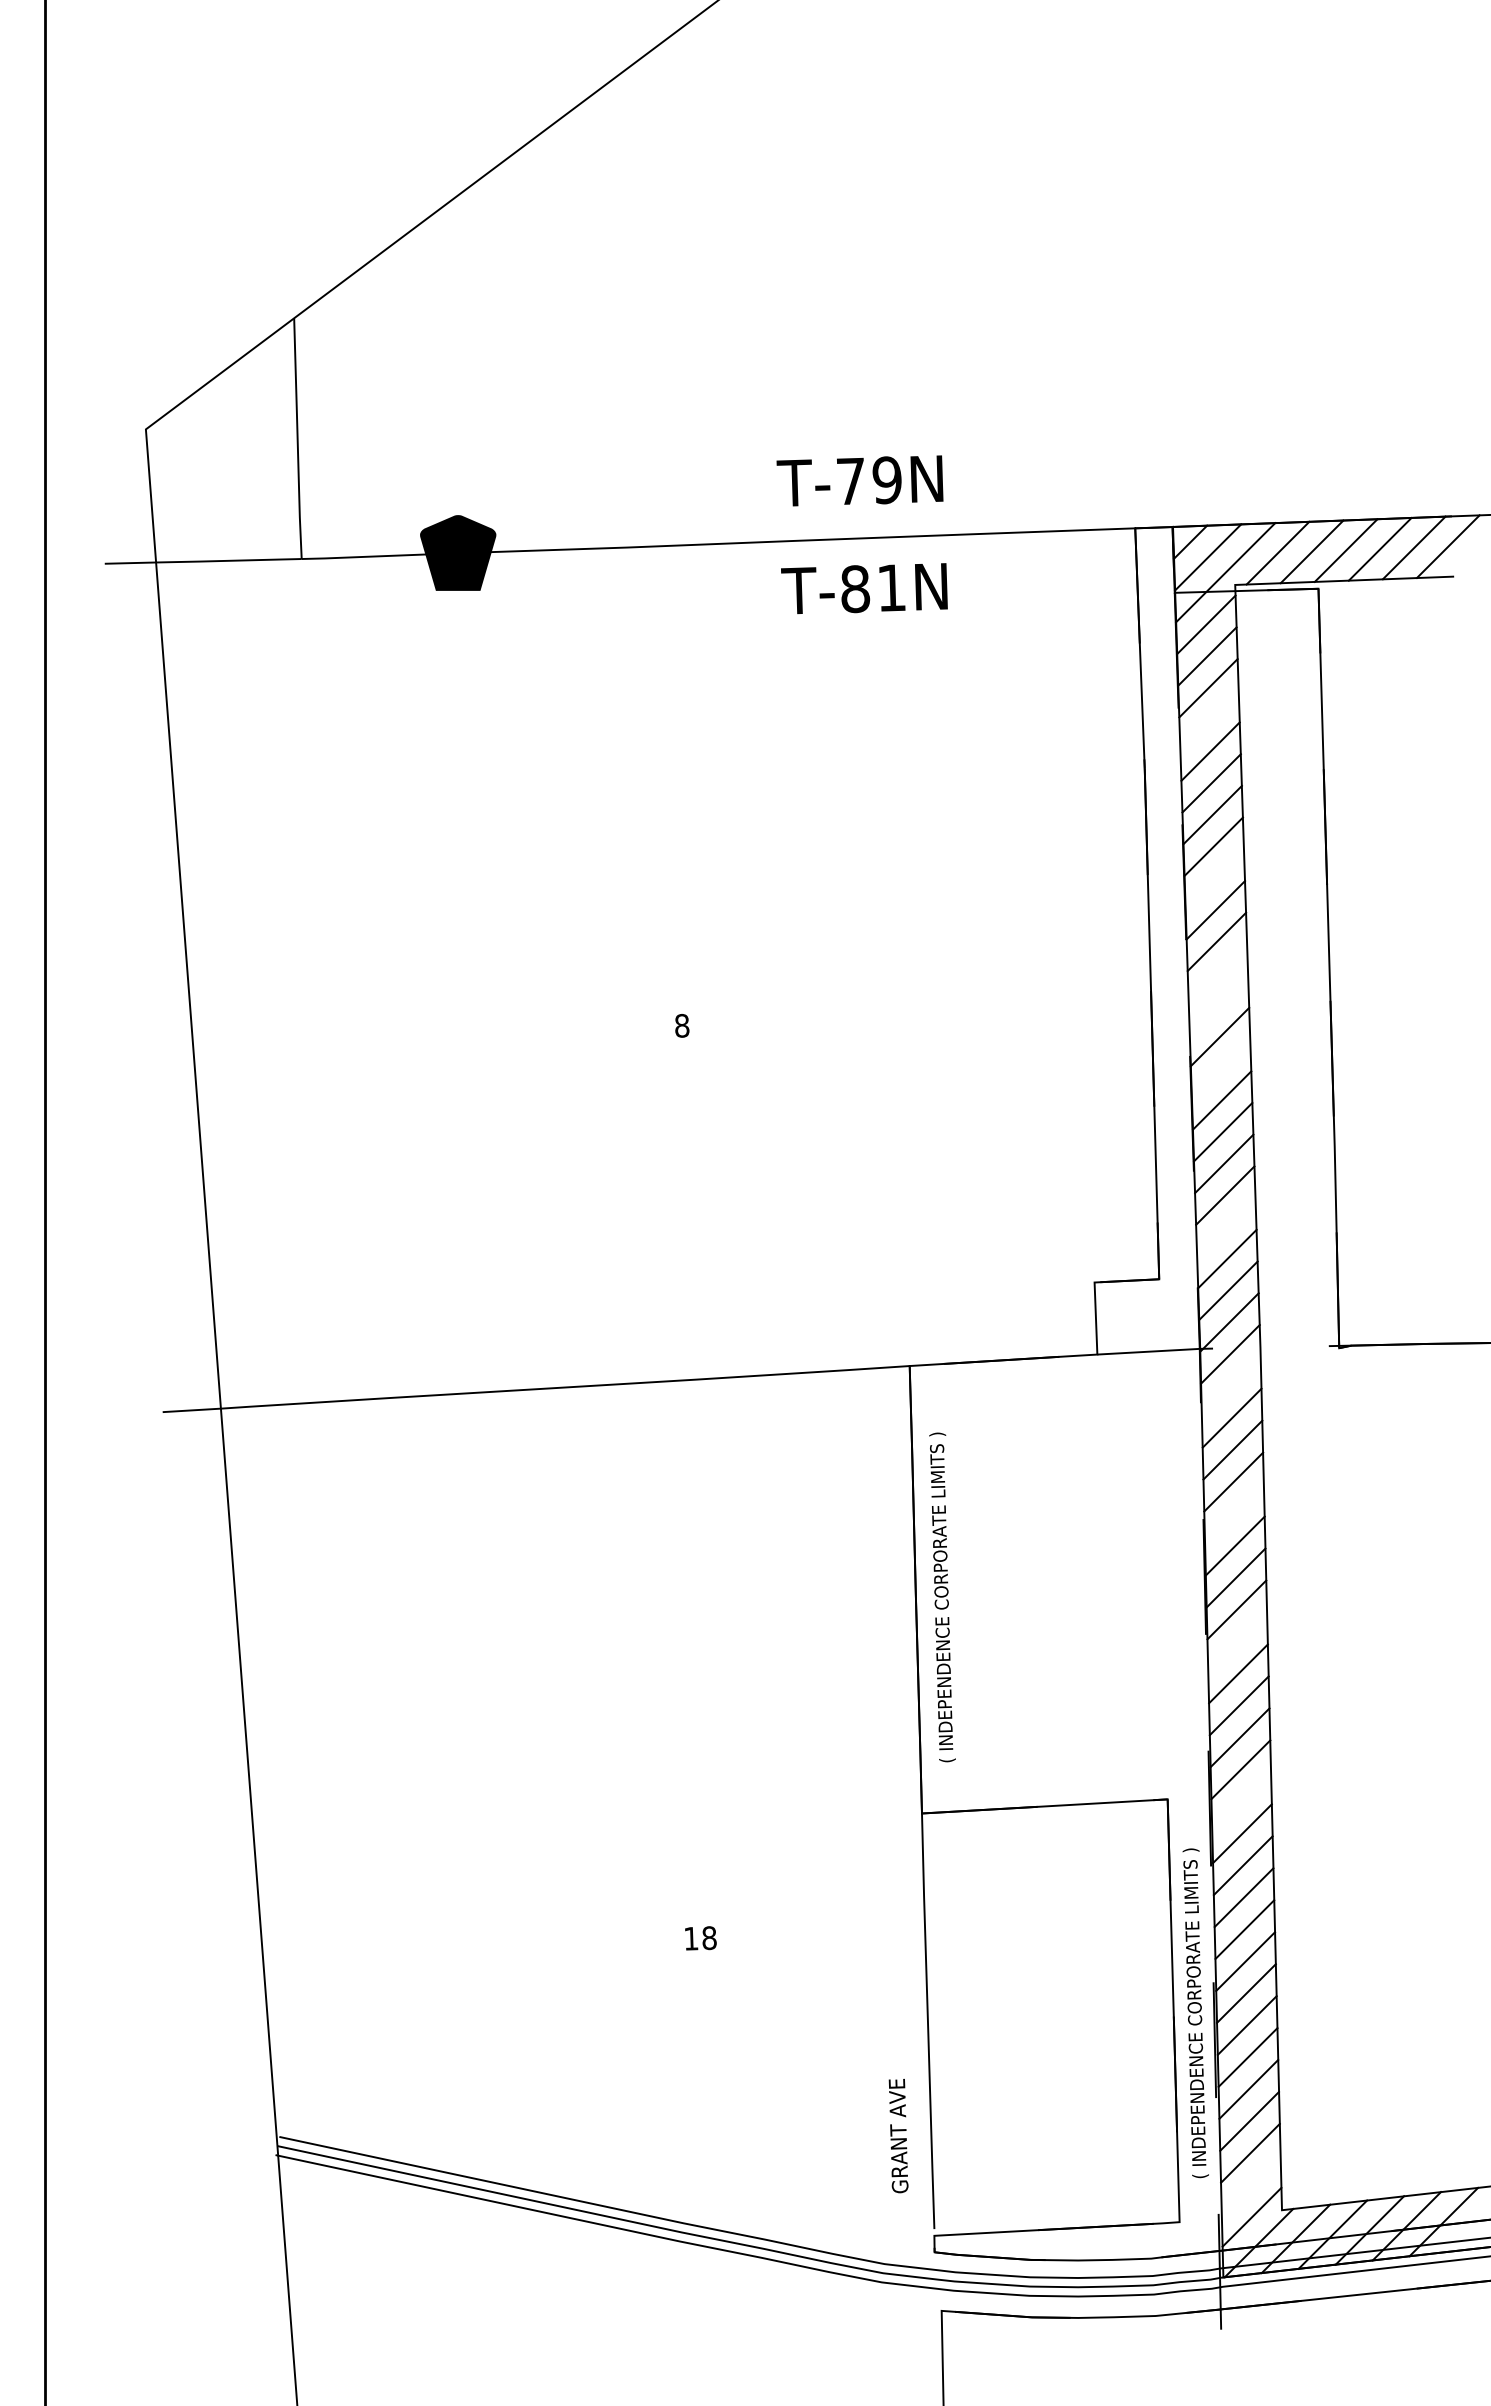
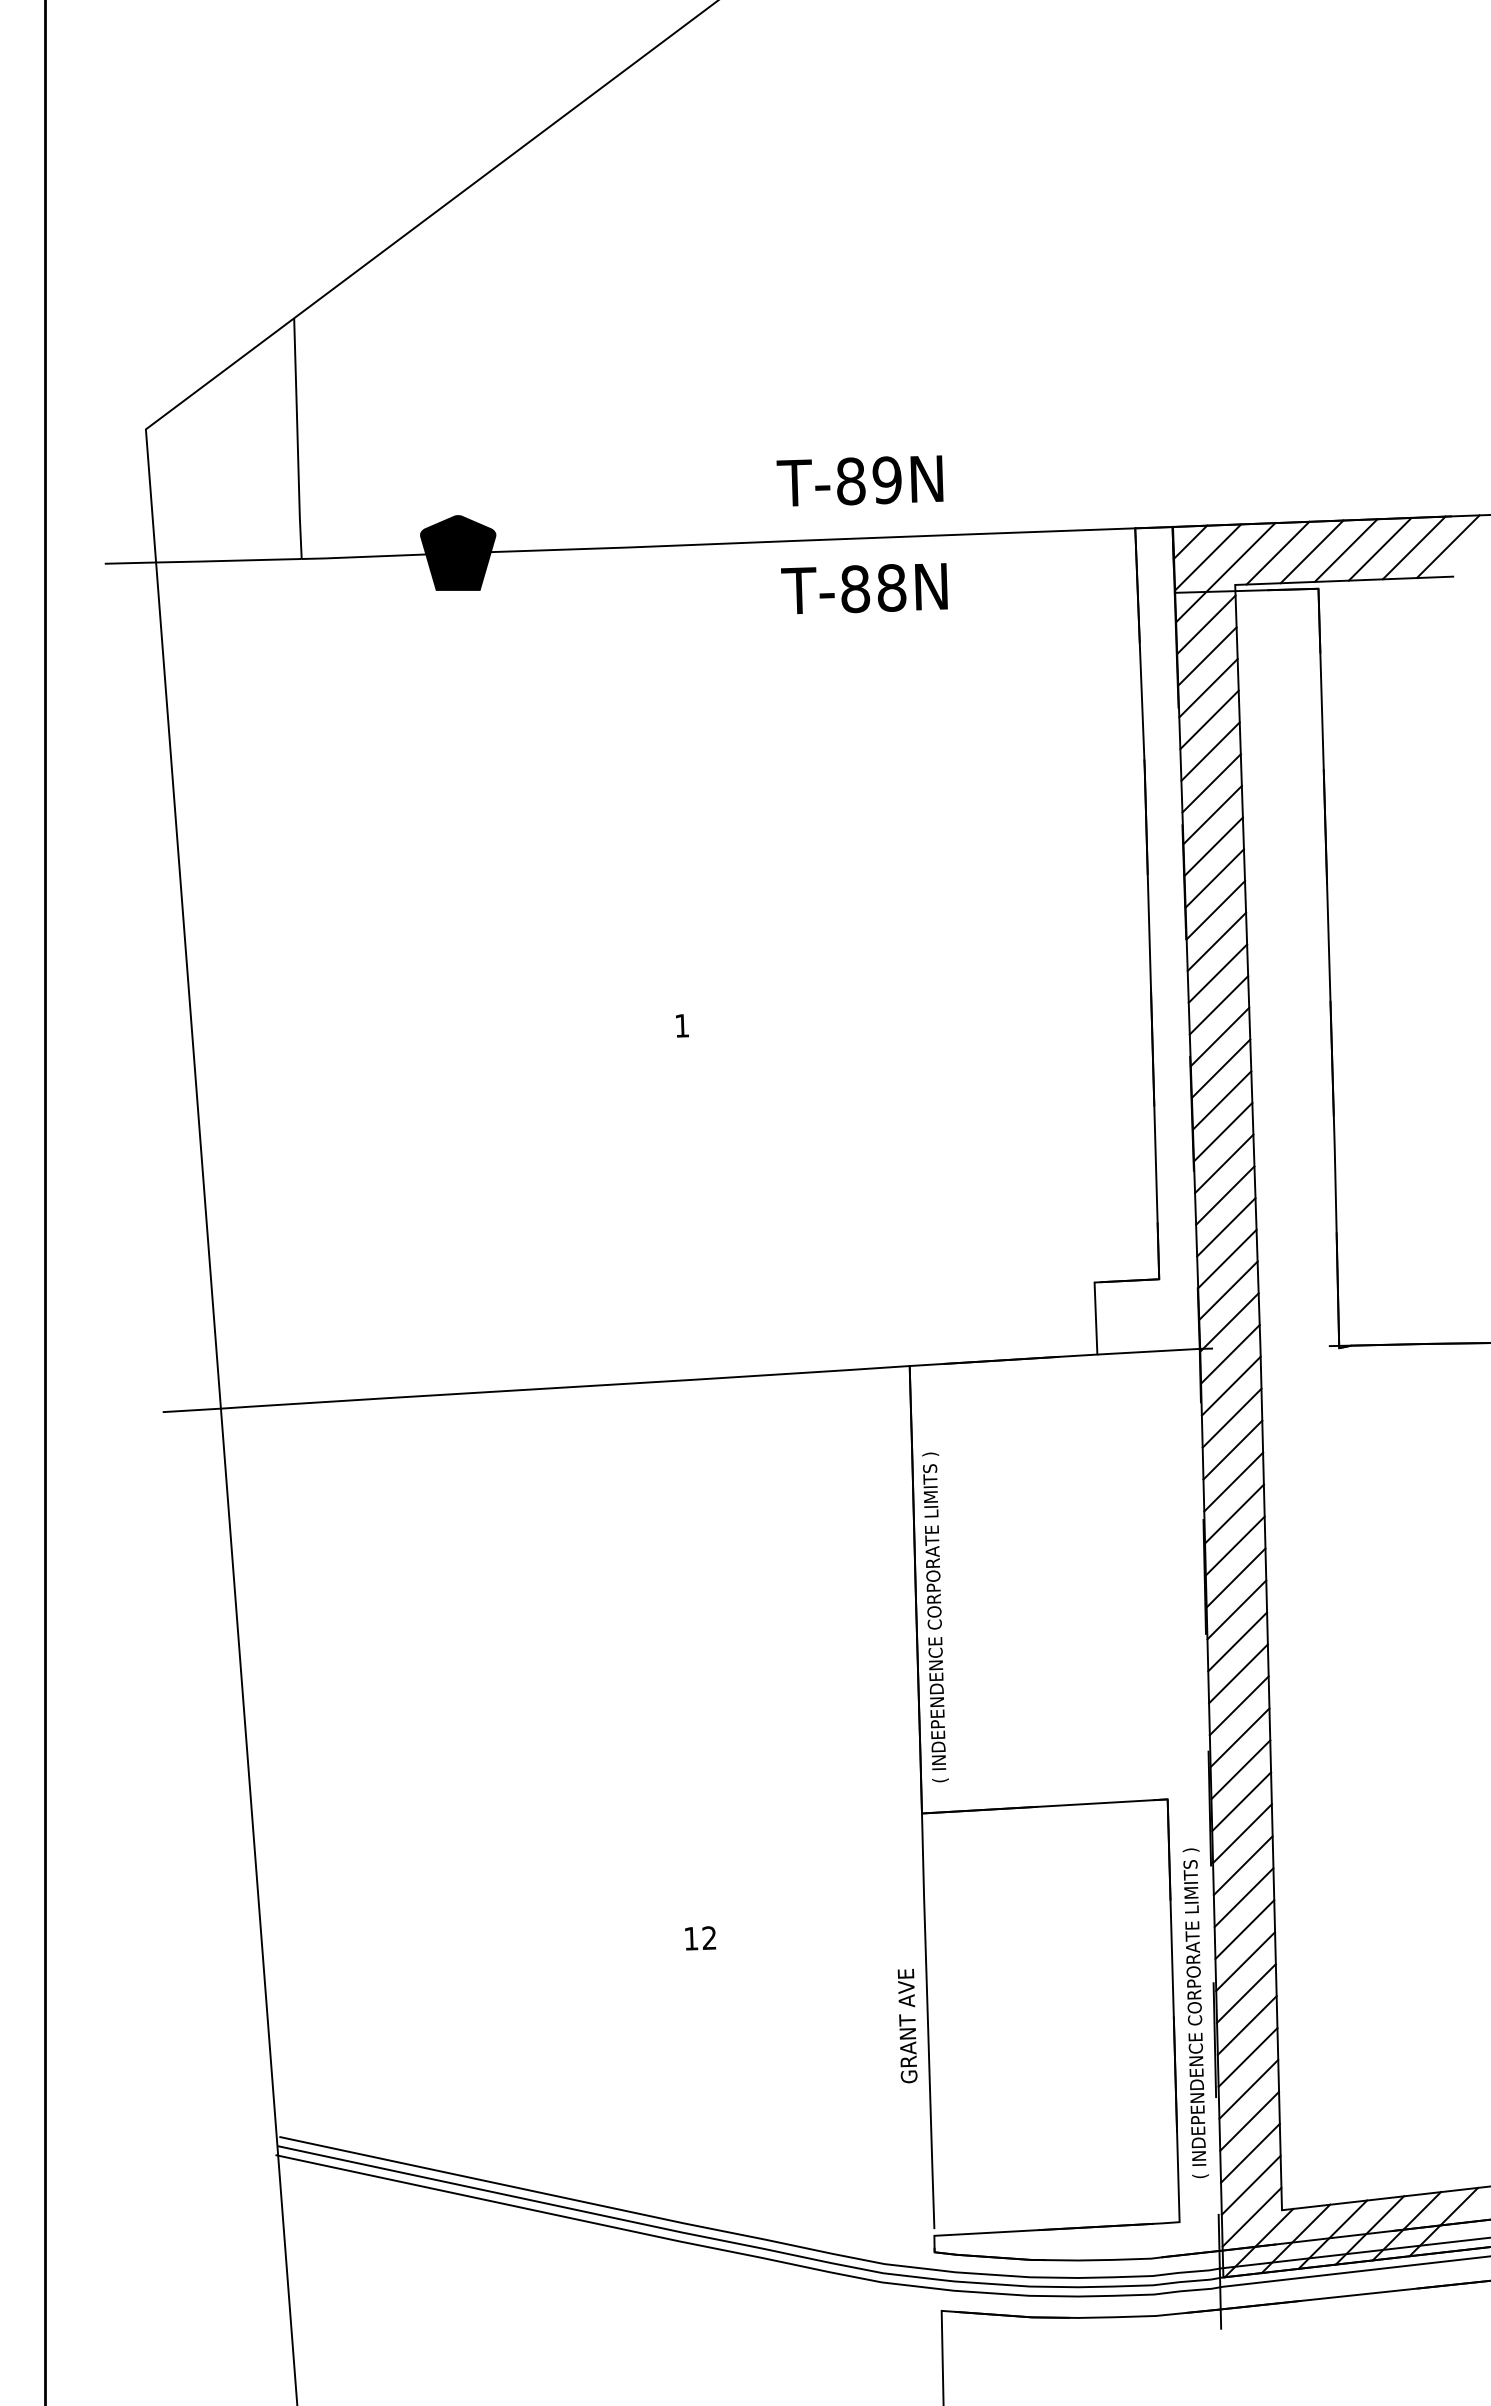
text: T-79N -> T-89N (851, 481)
text: T-81N -> T-88N (891, 587)
line: none -> present (1209, 719)
line: none -> present (1214, 878)
line: none -> present (1217, 973)
line: none -> present (1218, 1005)
text: 8 -> 1 (682, 1025)
line: none -> present (1221, 1068)
line: none -> present (1226, 1227)
line: none -> present (1230, 1385)
line: none -> present (1234, 1513)
text position: (942, 1597) -> (935, 1617) (935, 1617)
line: none -> present (1237, 1641)
line: none -> present (1241, 1801)
text: 18 -> 12 (709, 1938)
text position: (898, 2136) -> (907, 2026) (907, 2026)
line: none -> present (1250, 2184)
